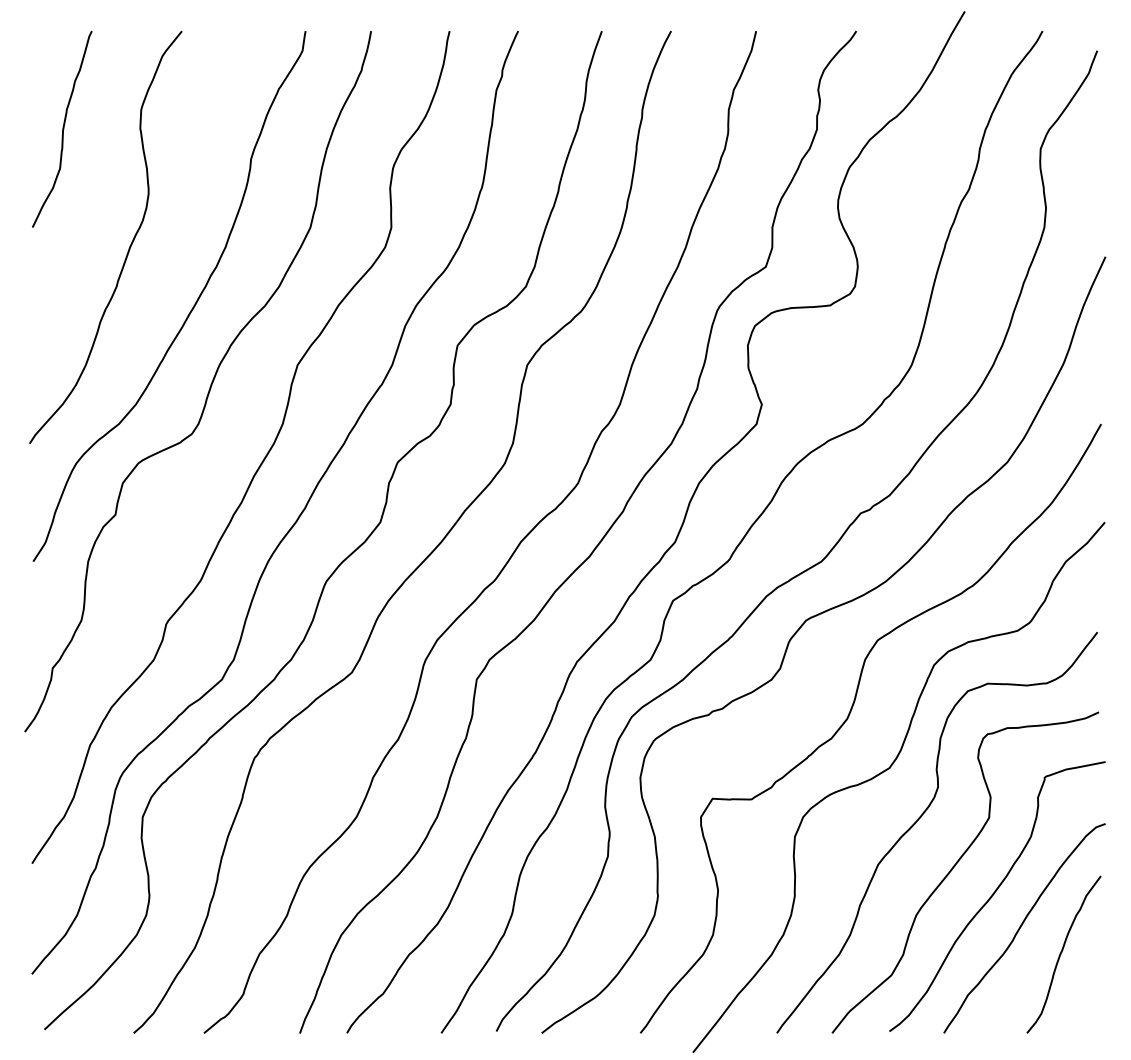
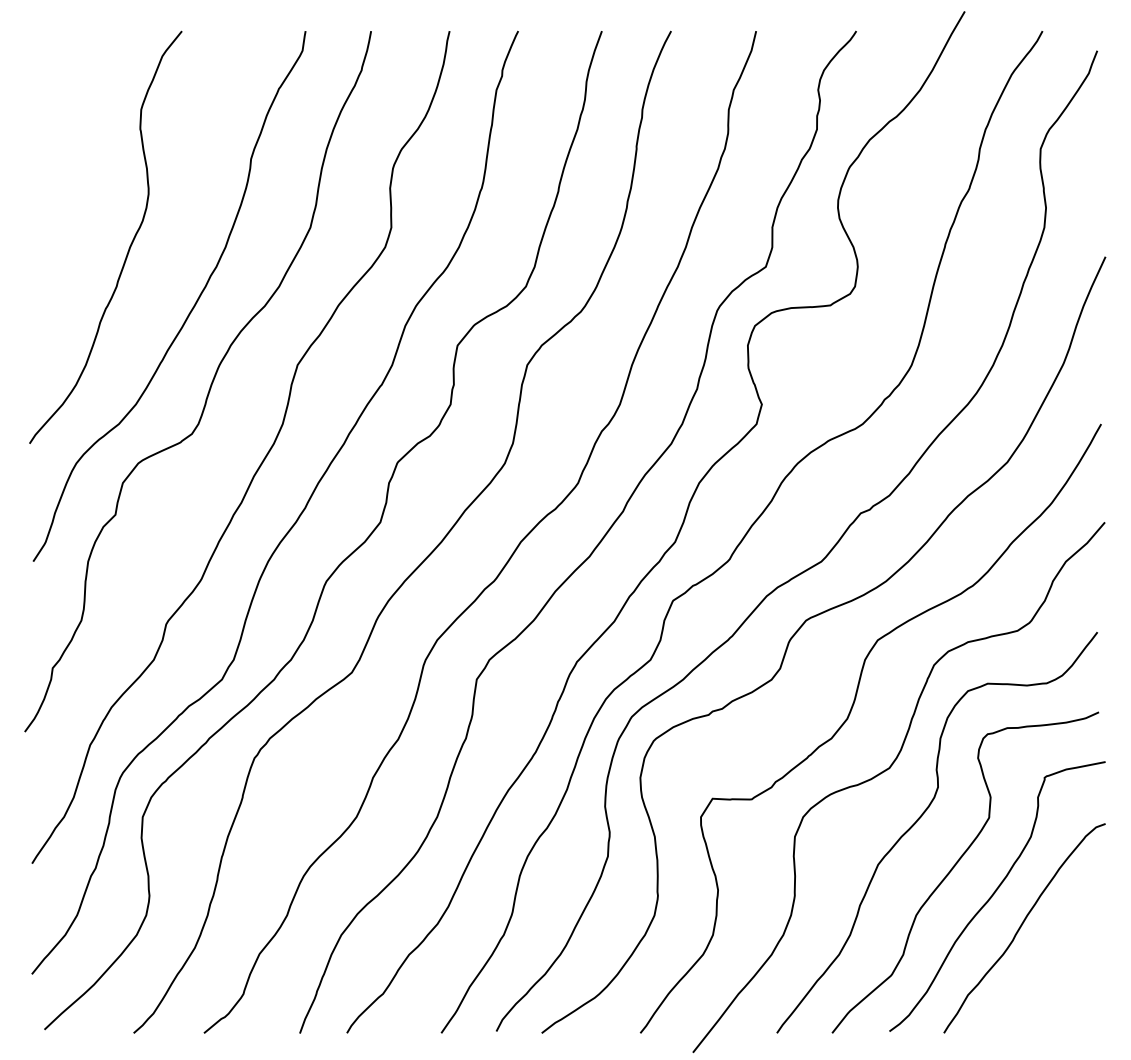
curve: present -> none (62, 128)
curve: present -> none (1061, 954)
